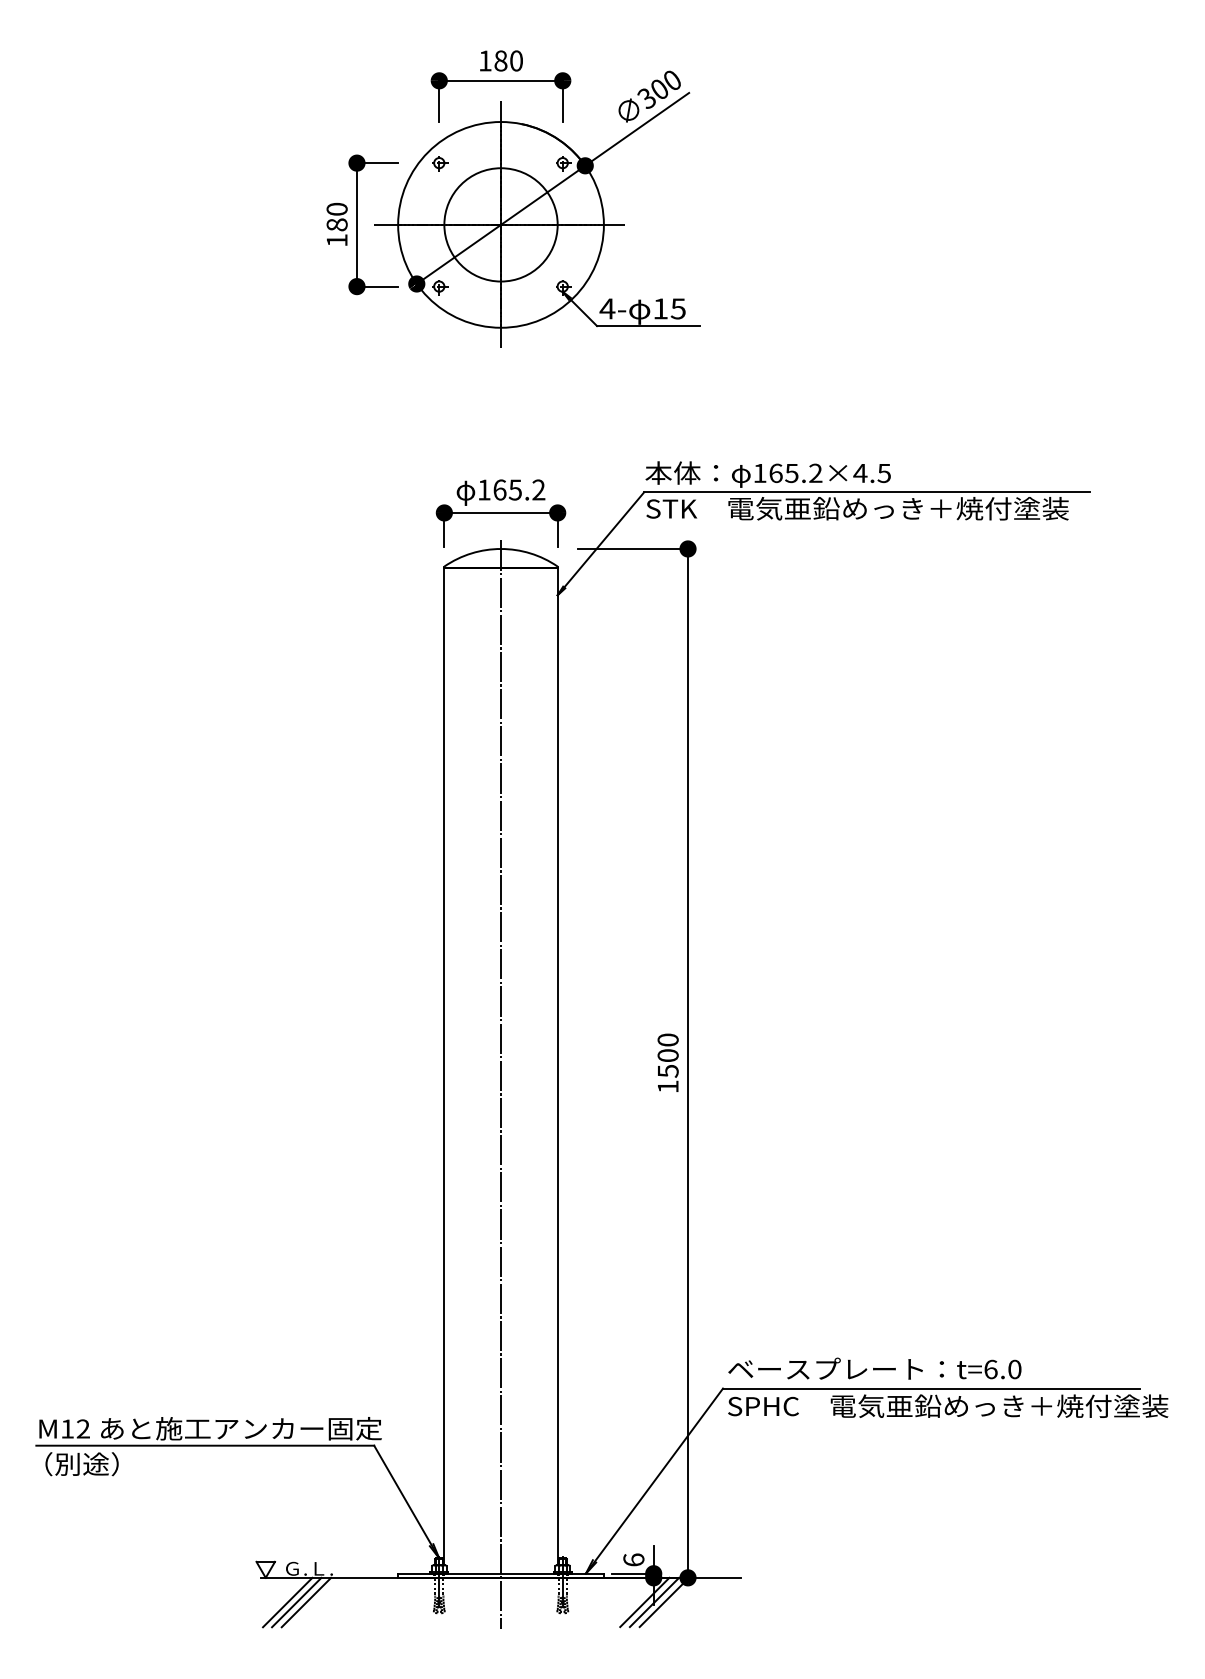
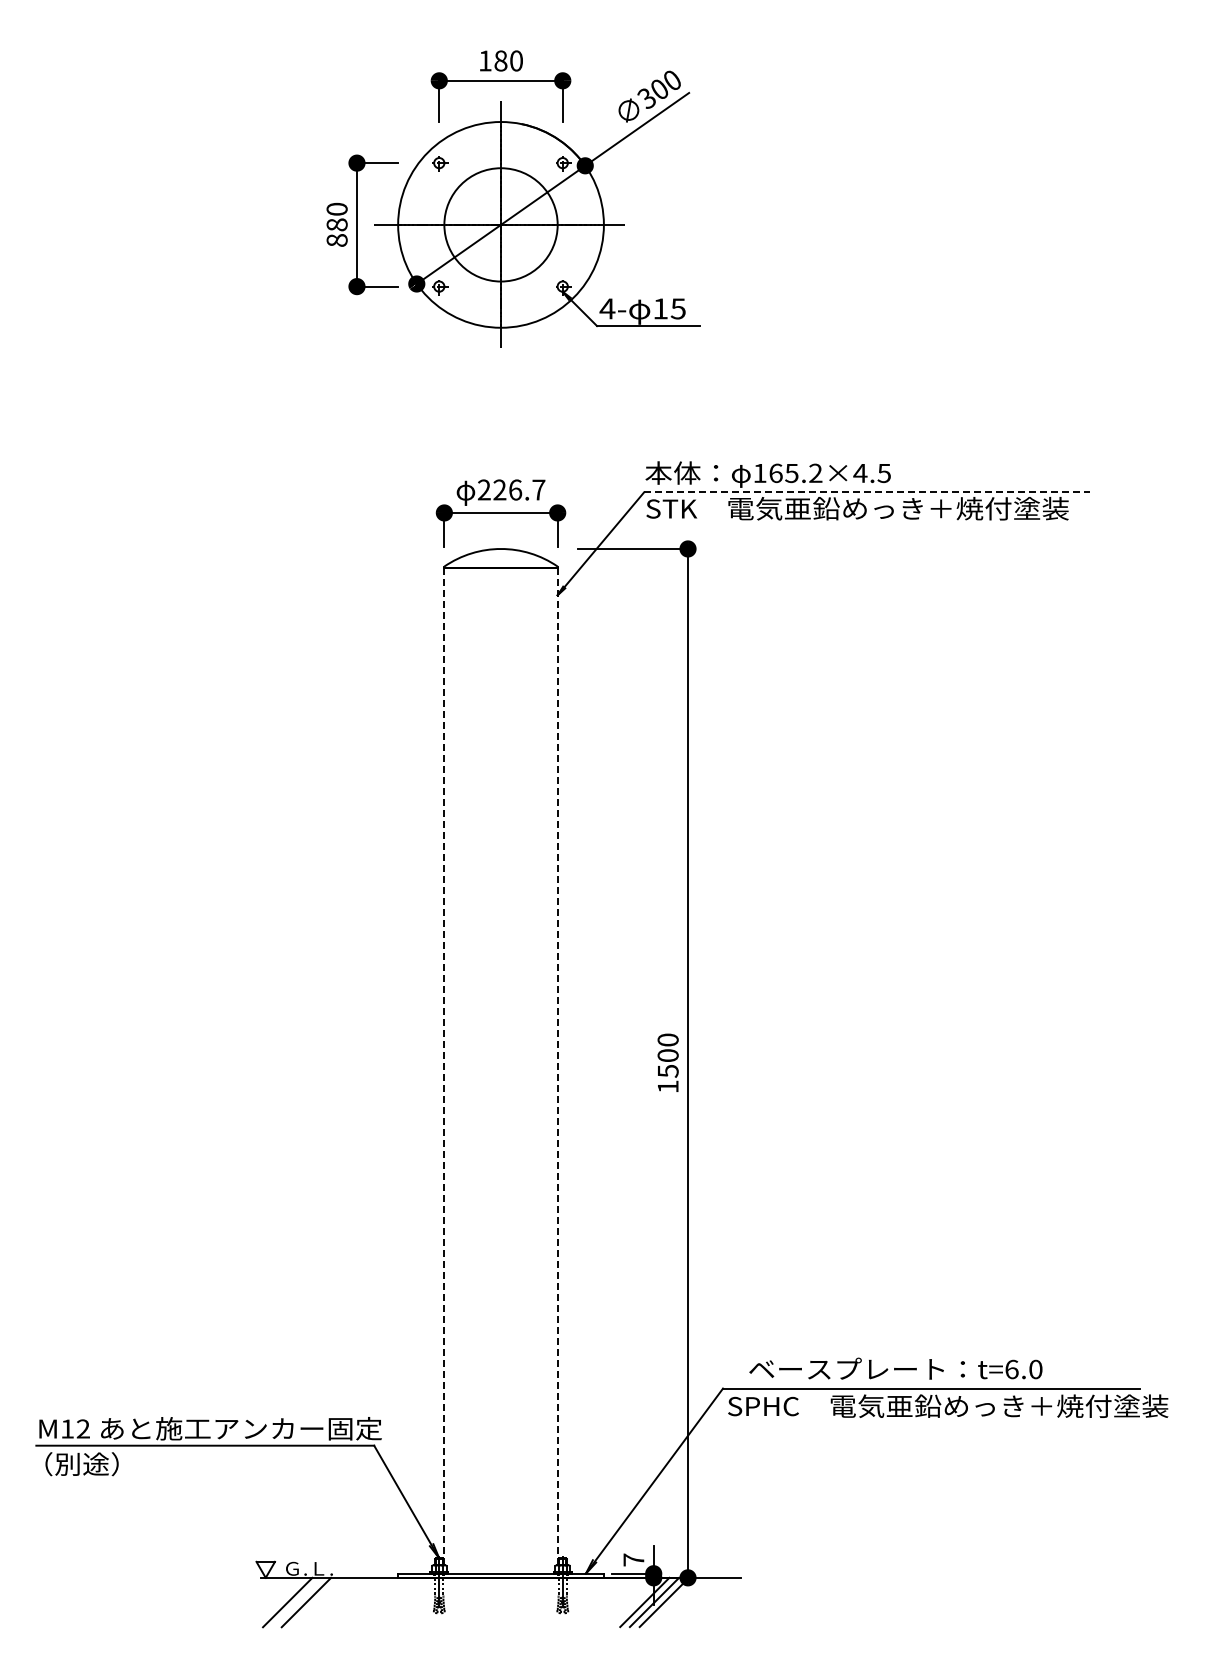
text: 180 -> 880 (336, 240)
text: 165.2 -> 226.7 (511, 489)
line: solid -> dashed (867, 492)
line: solid -> dashed (444, 1066)
line: solid -> dashed (557, 1066)
line: present -> none (501, 1084)
text position: (874, 1368) -> (895, 1368) (895, 1368)
text: 6 -> 7 (633, 1559)
line: present -> none (296, 1602)
